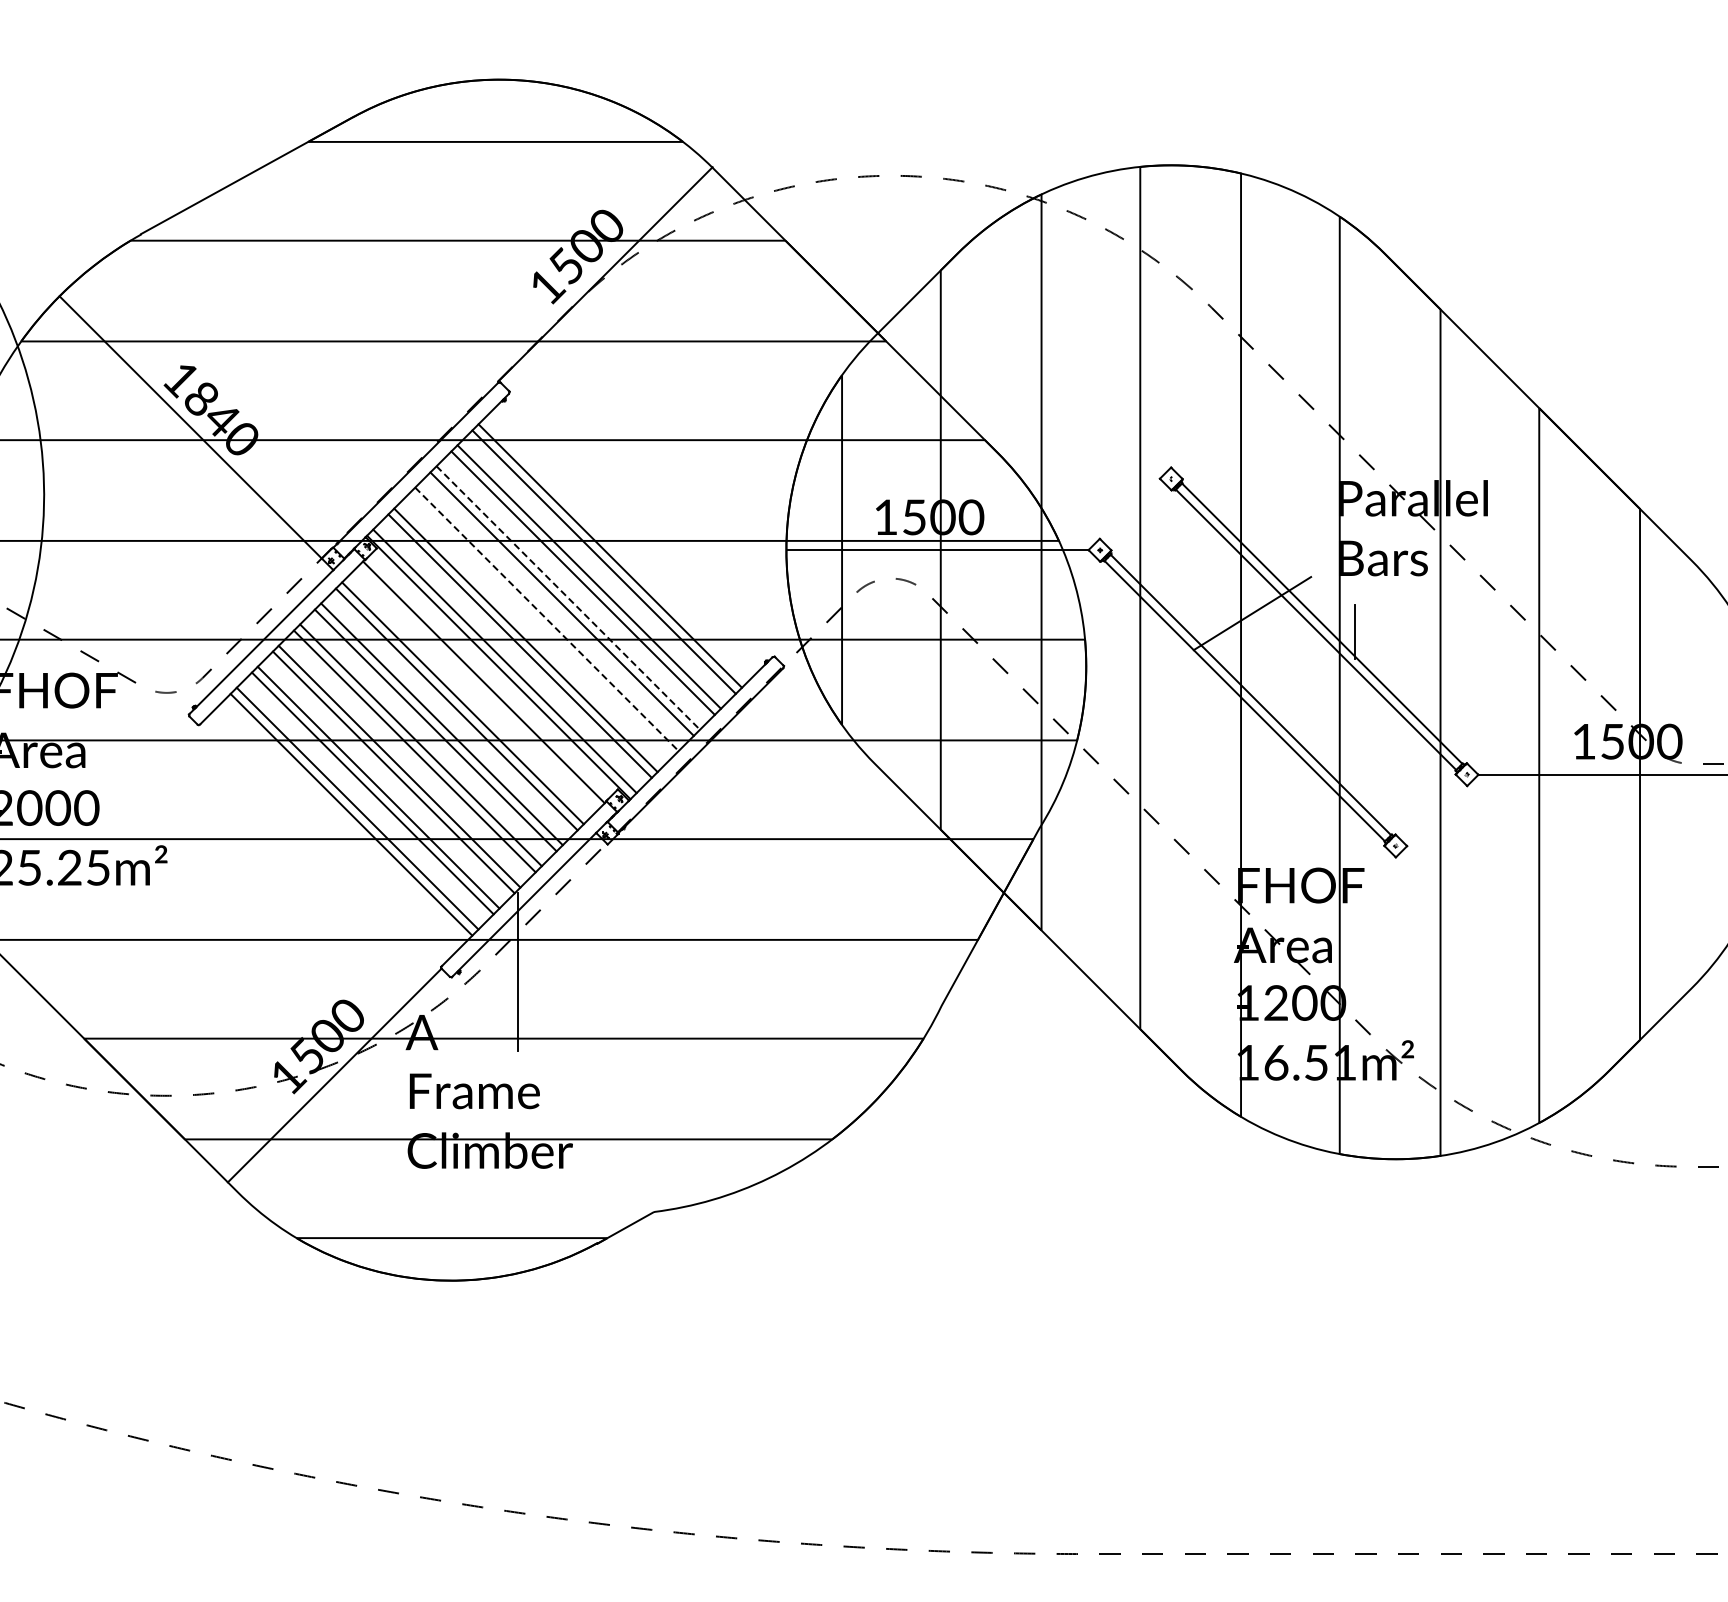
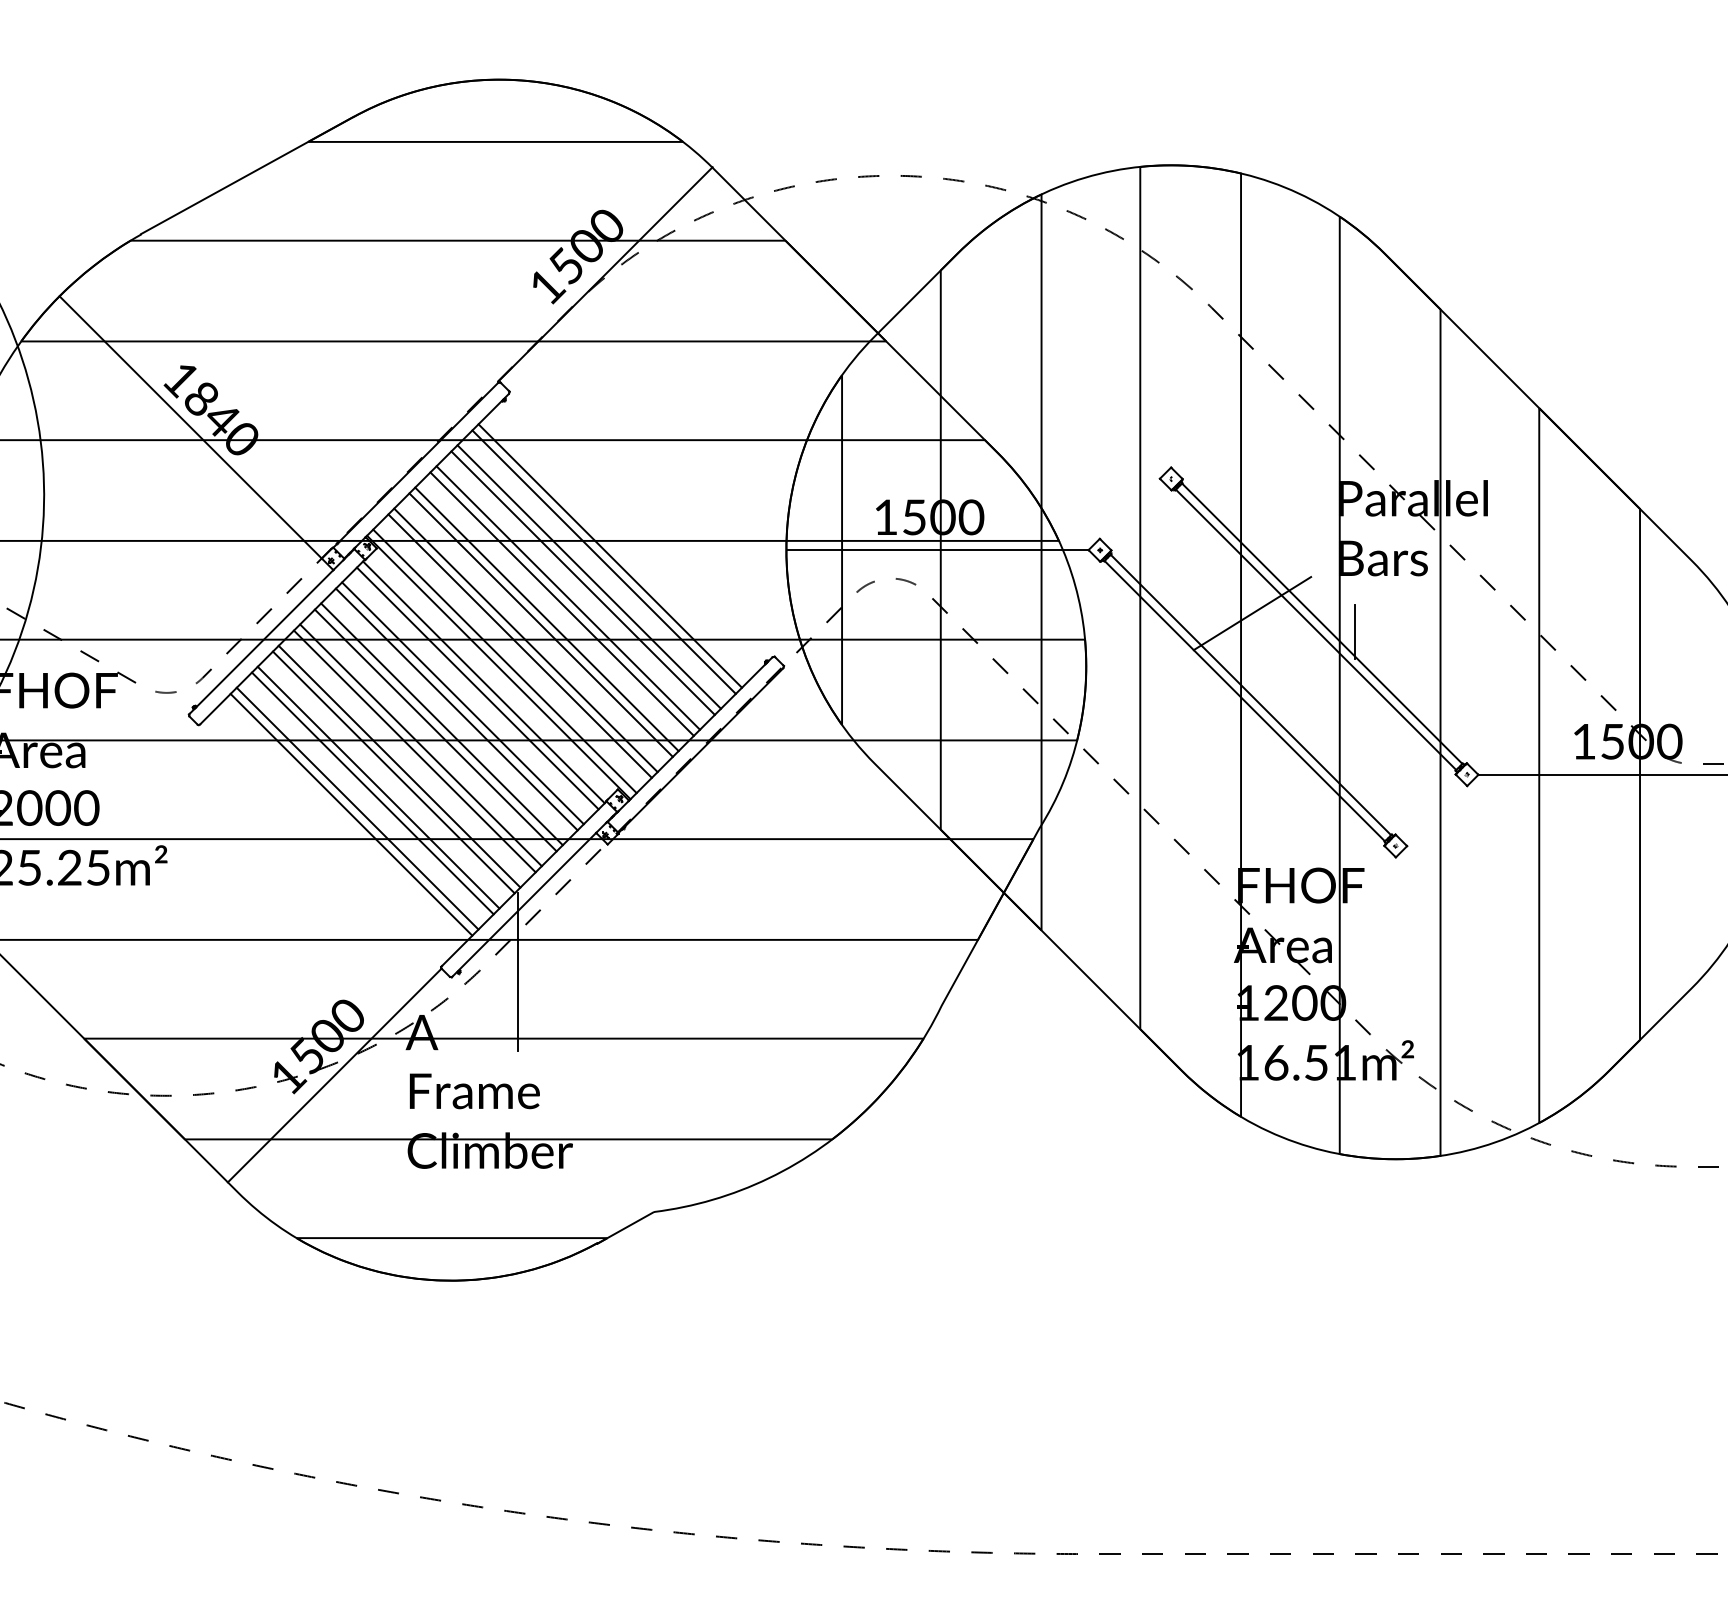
line: dashed -> solid (568, 598)
line: dashed -> solid (547, 619)
line: none -> present (540, 624)
line: none -> present (477, 688)
